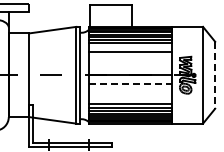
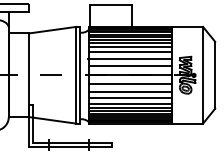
line: none -> present (130, 47)
line: none -> present (130, 59)
line: none -> present (130, 66)
line: dashed -> solid (215, 75)
line: dashed -> solid (130, 84)
line: none -> present (130, 91)
line: none -> present (130, 98)
